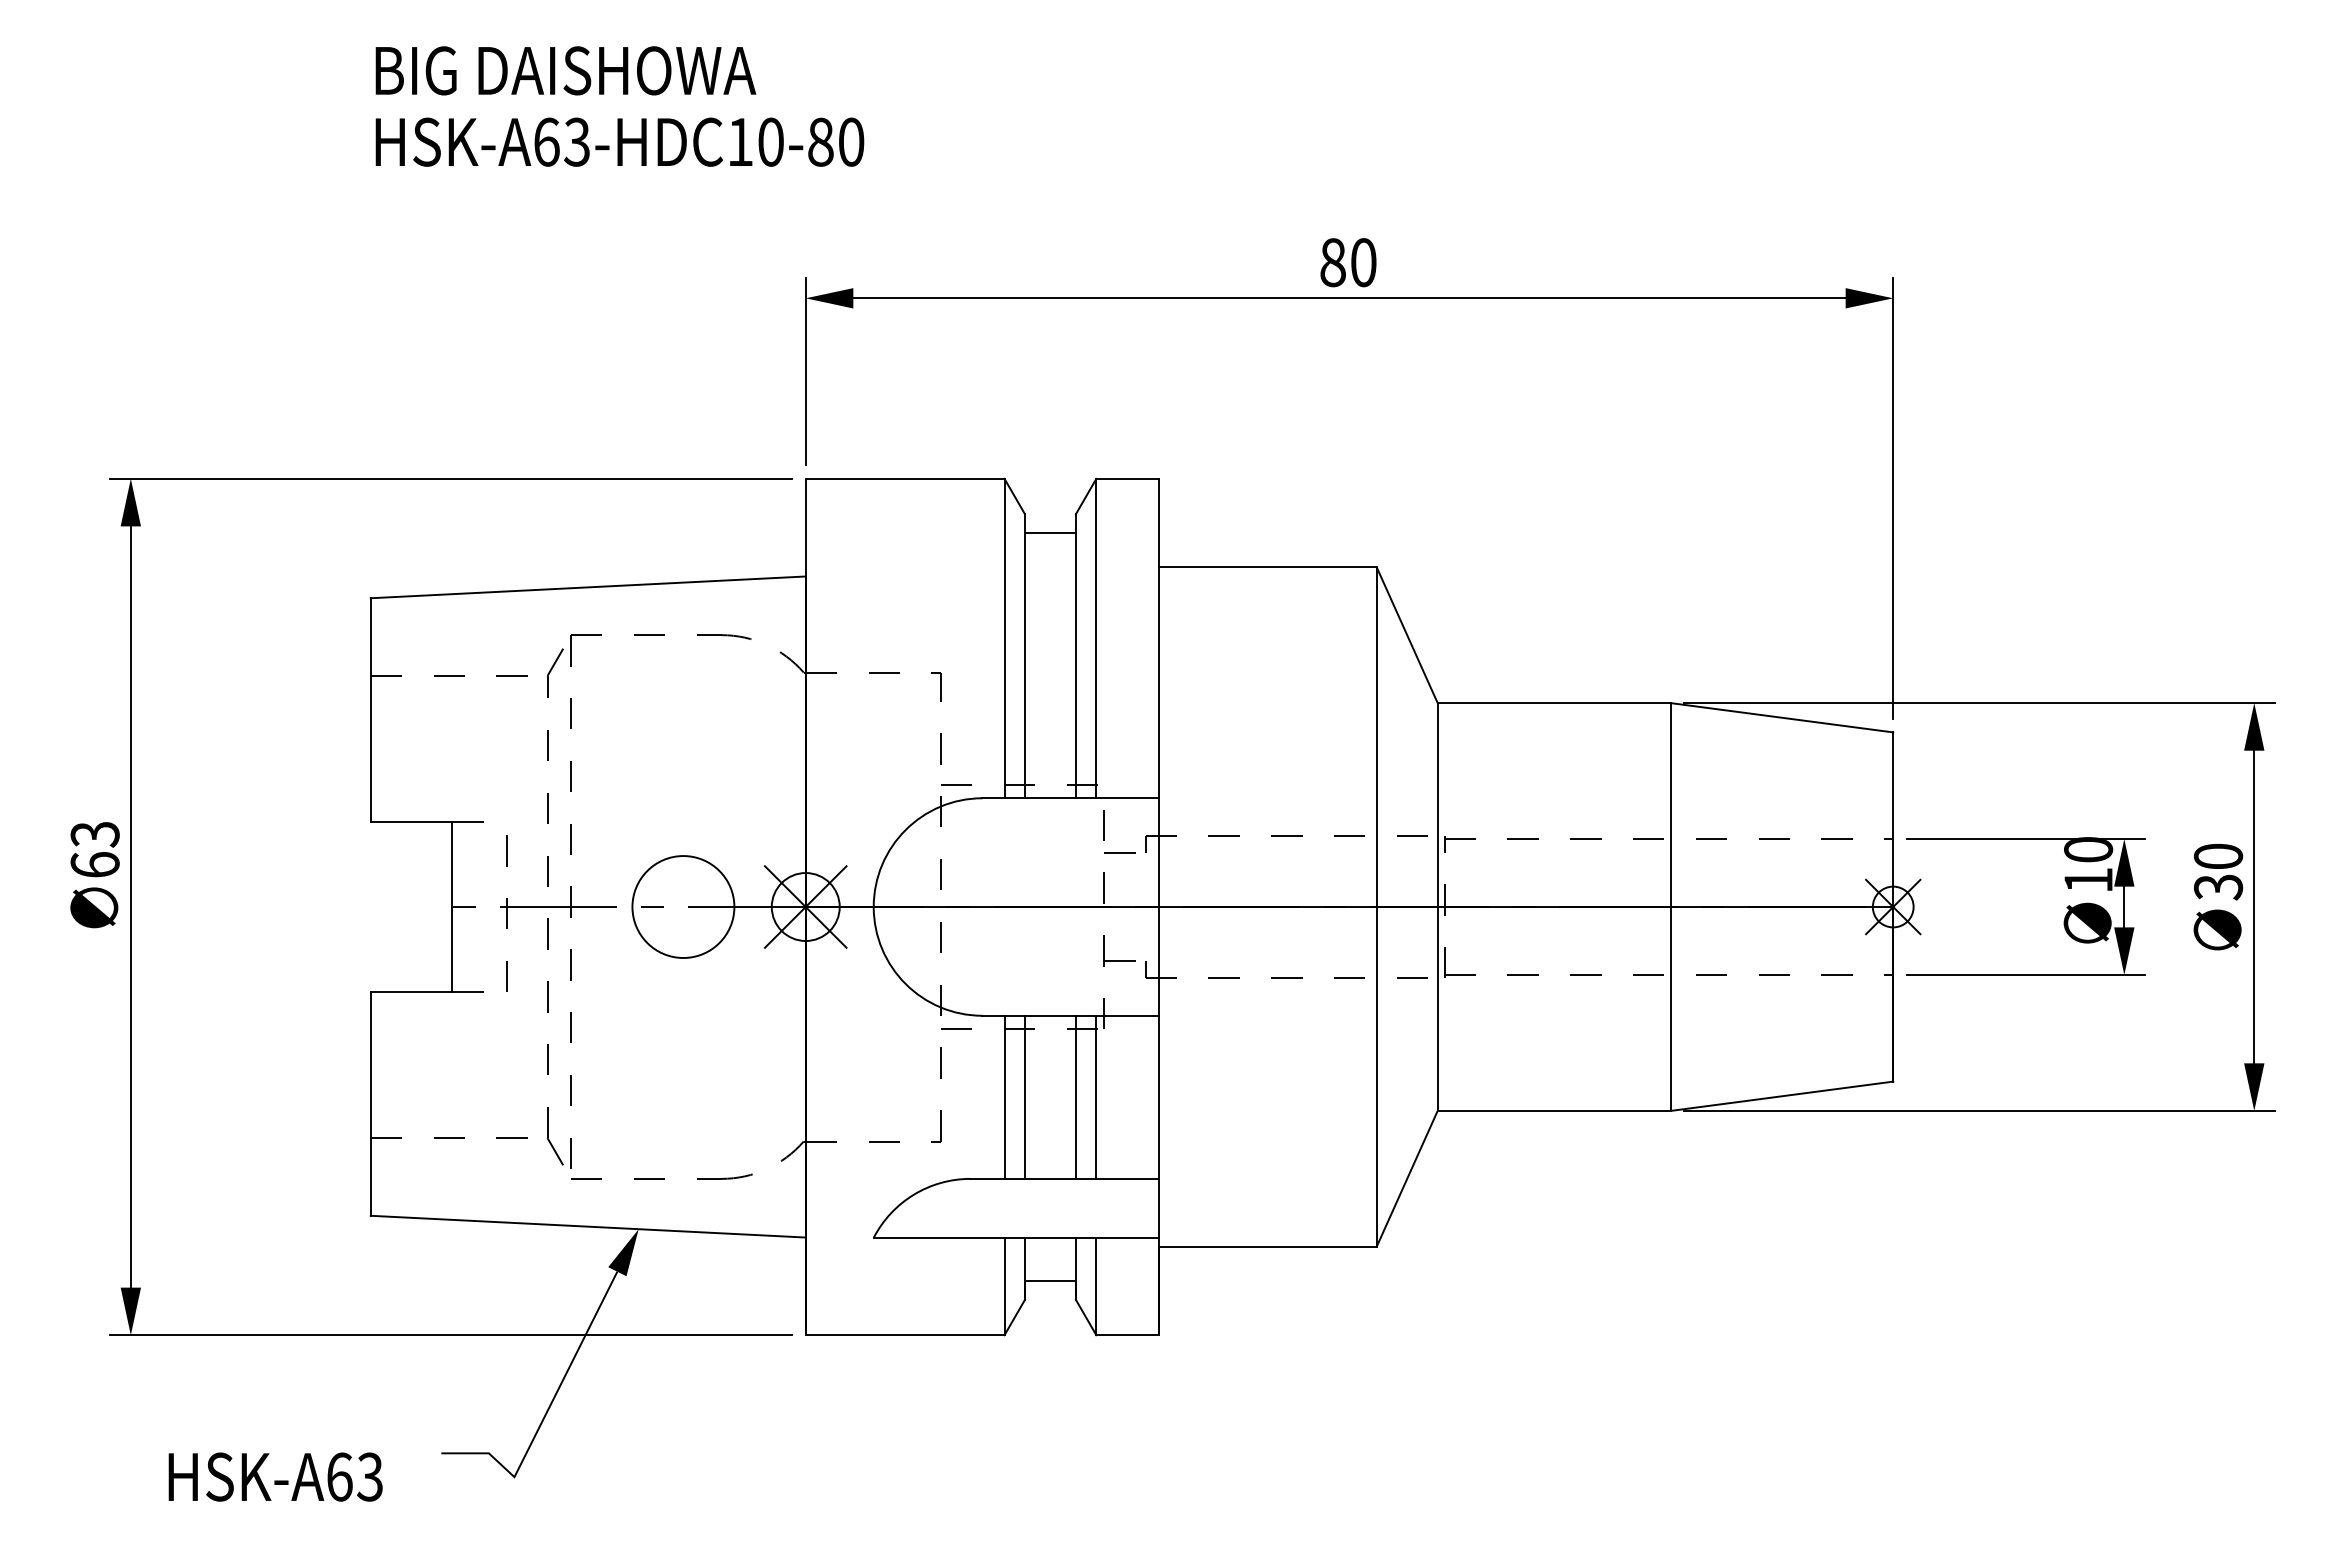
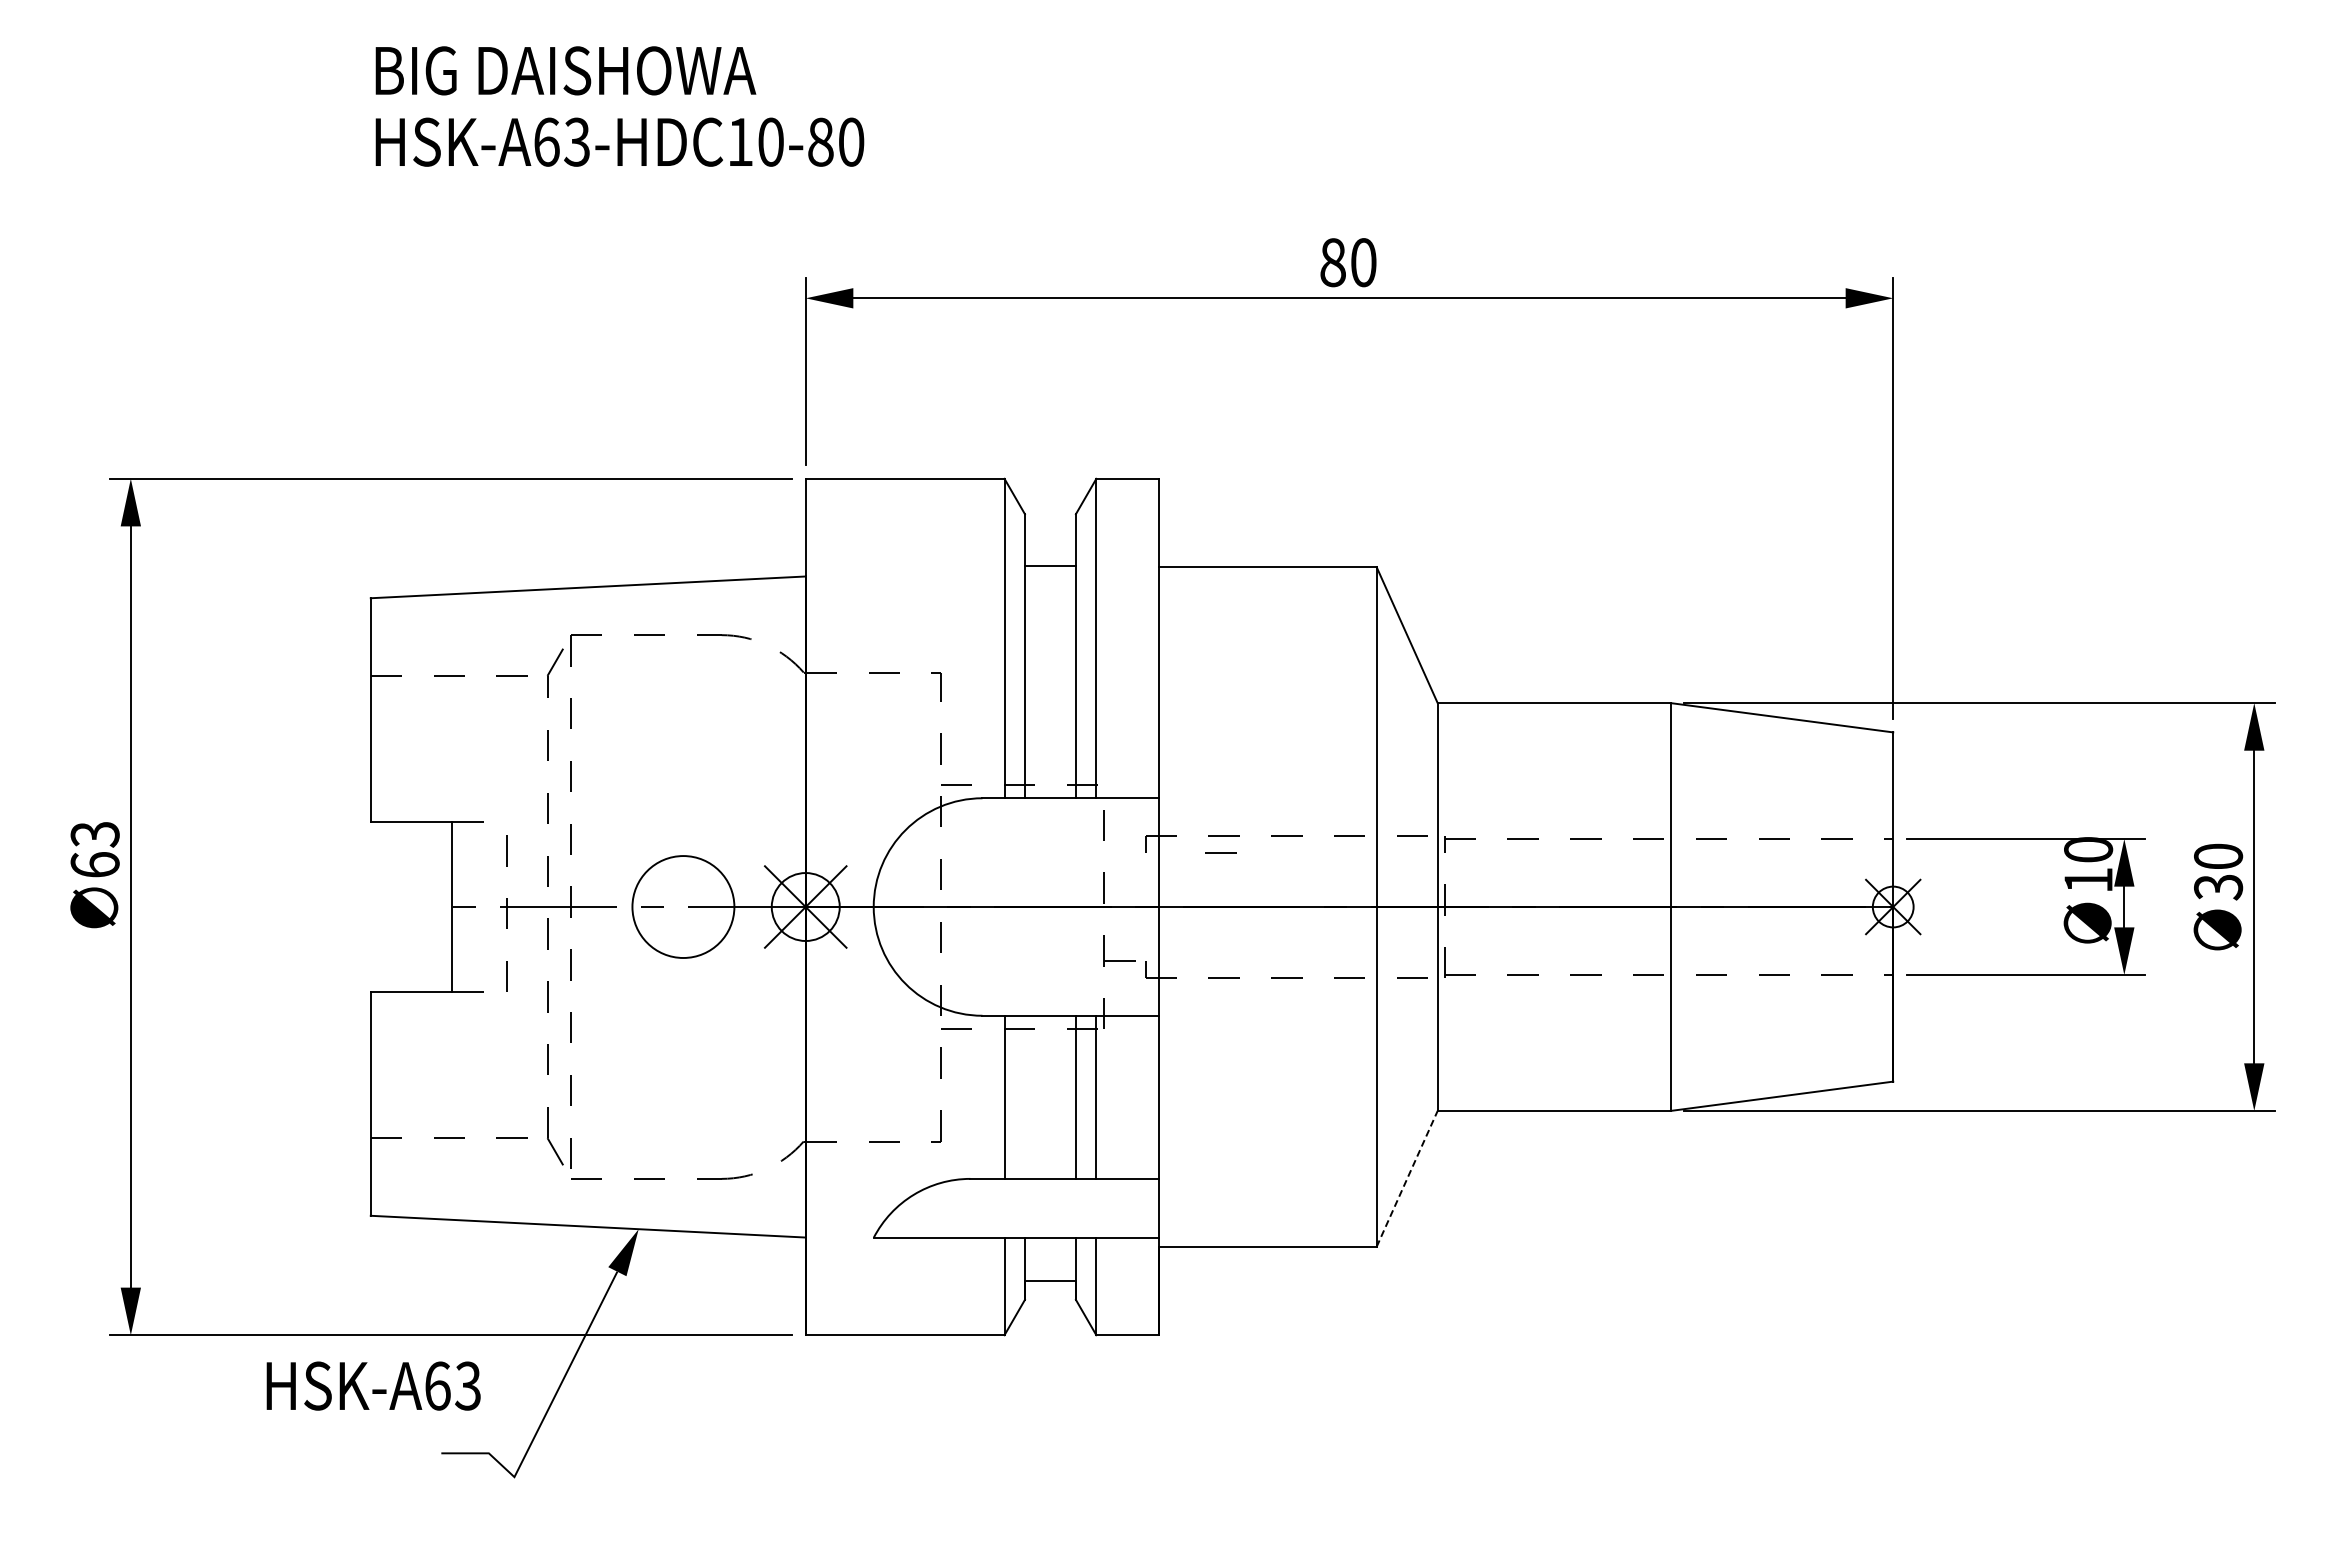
line position: (1049, 533) -> (1049, 566) (1049, 566)
line position: (1119, 852) -> (1220, 852) (1220, 852)
line: present -> none (1024, 1096)
line: solid -> dashed (1407, 1178)
text position: (275, 1476) -> (373, 1385) (373, 1385)
